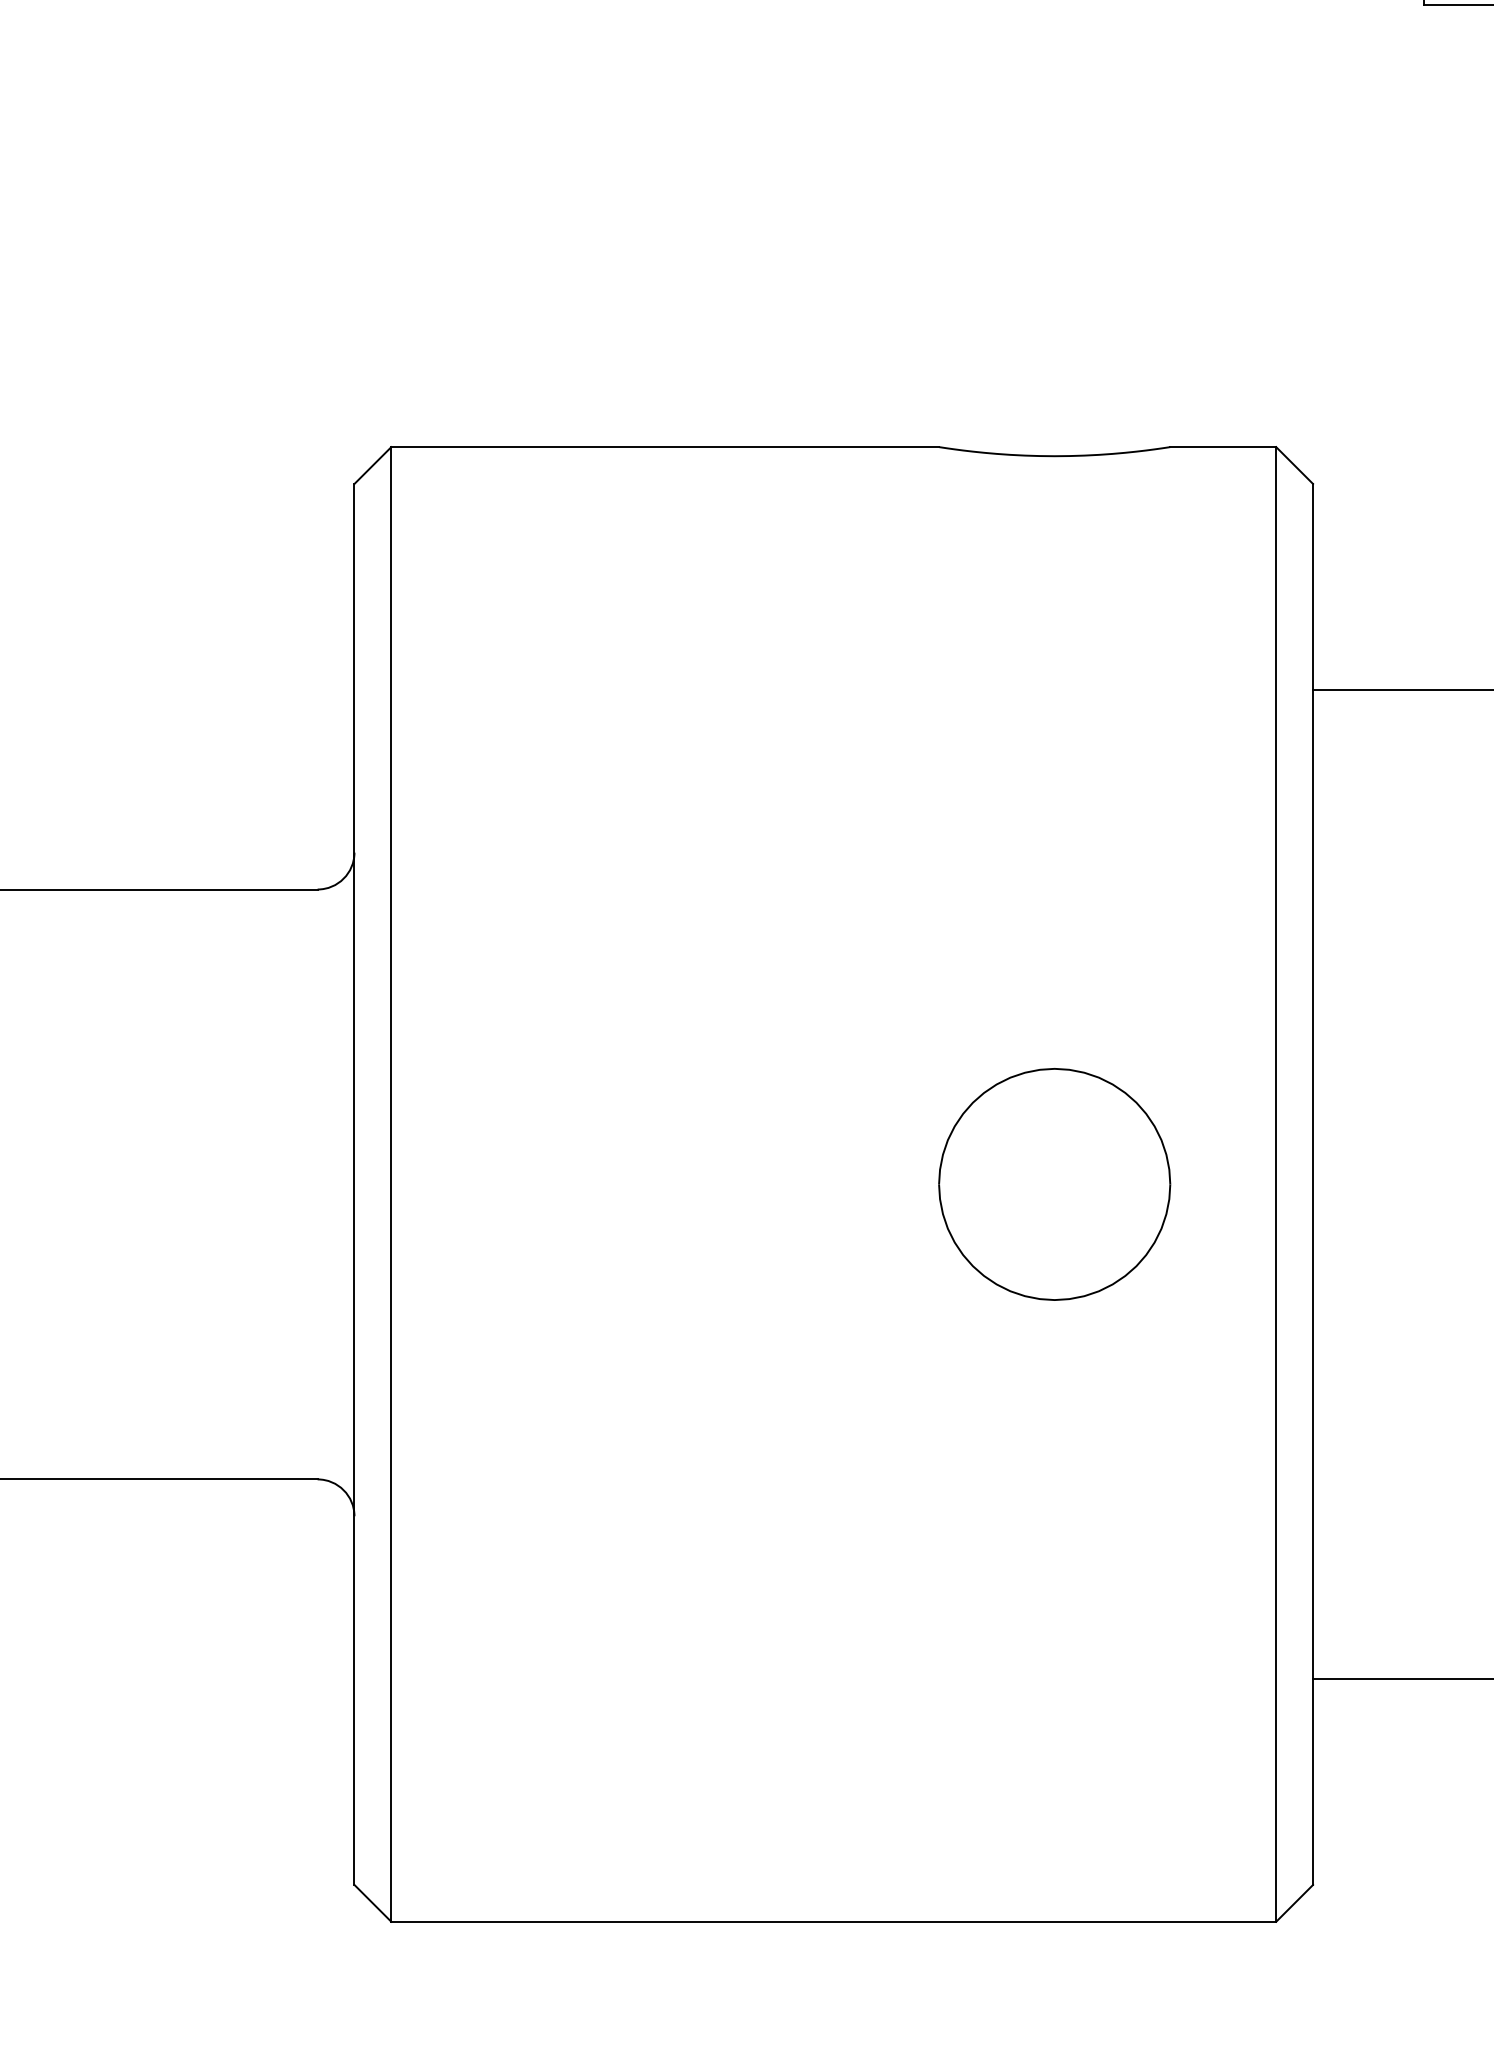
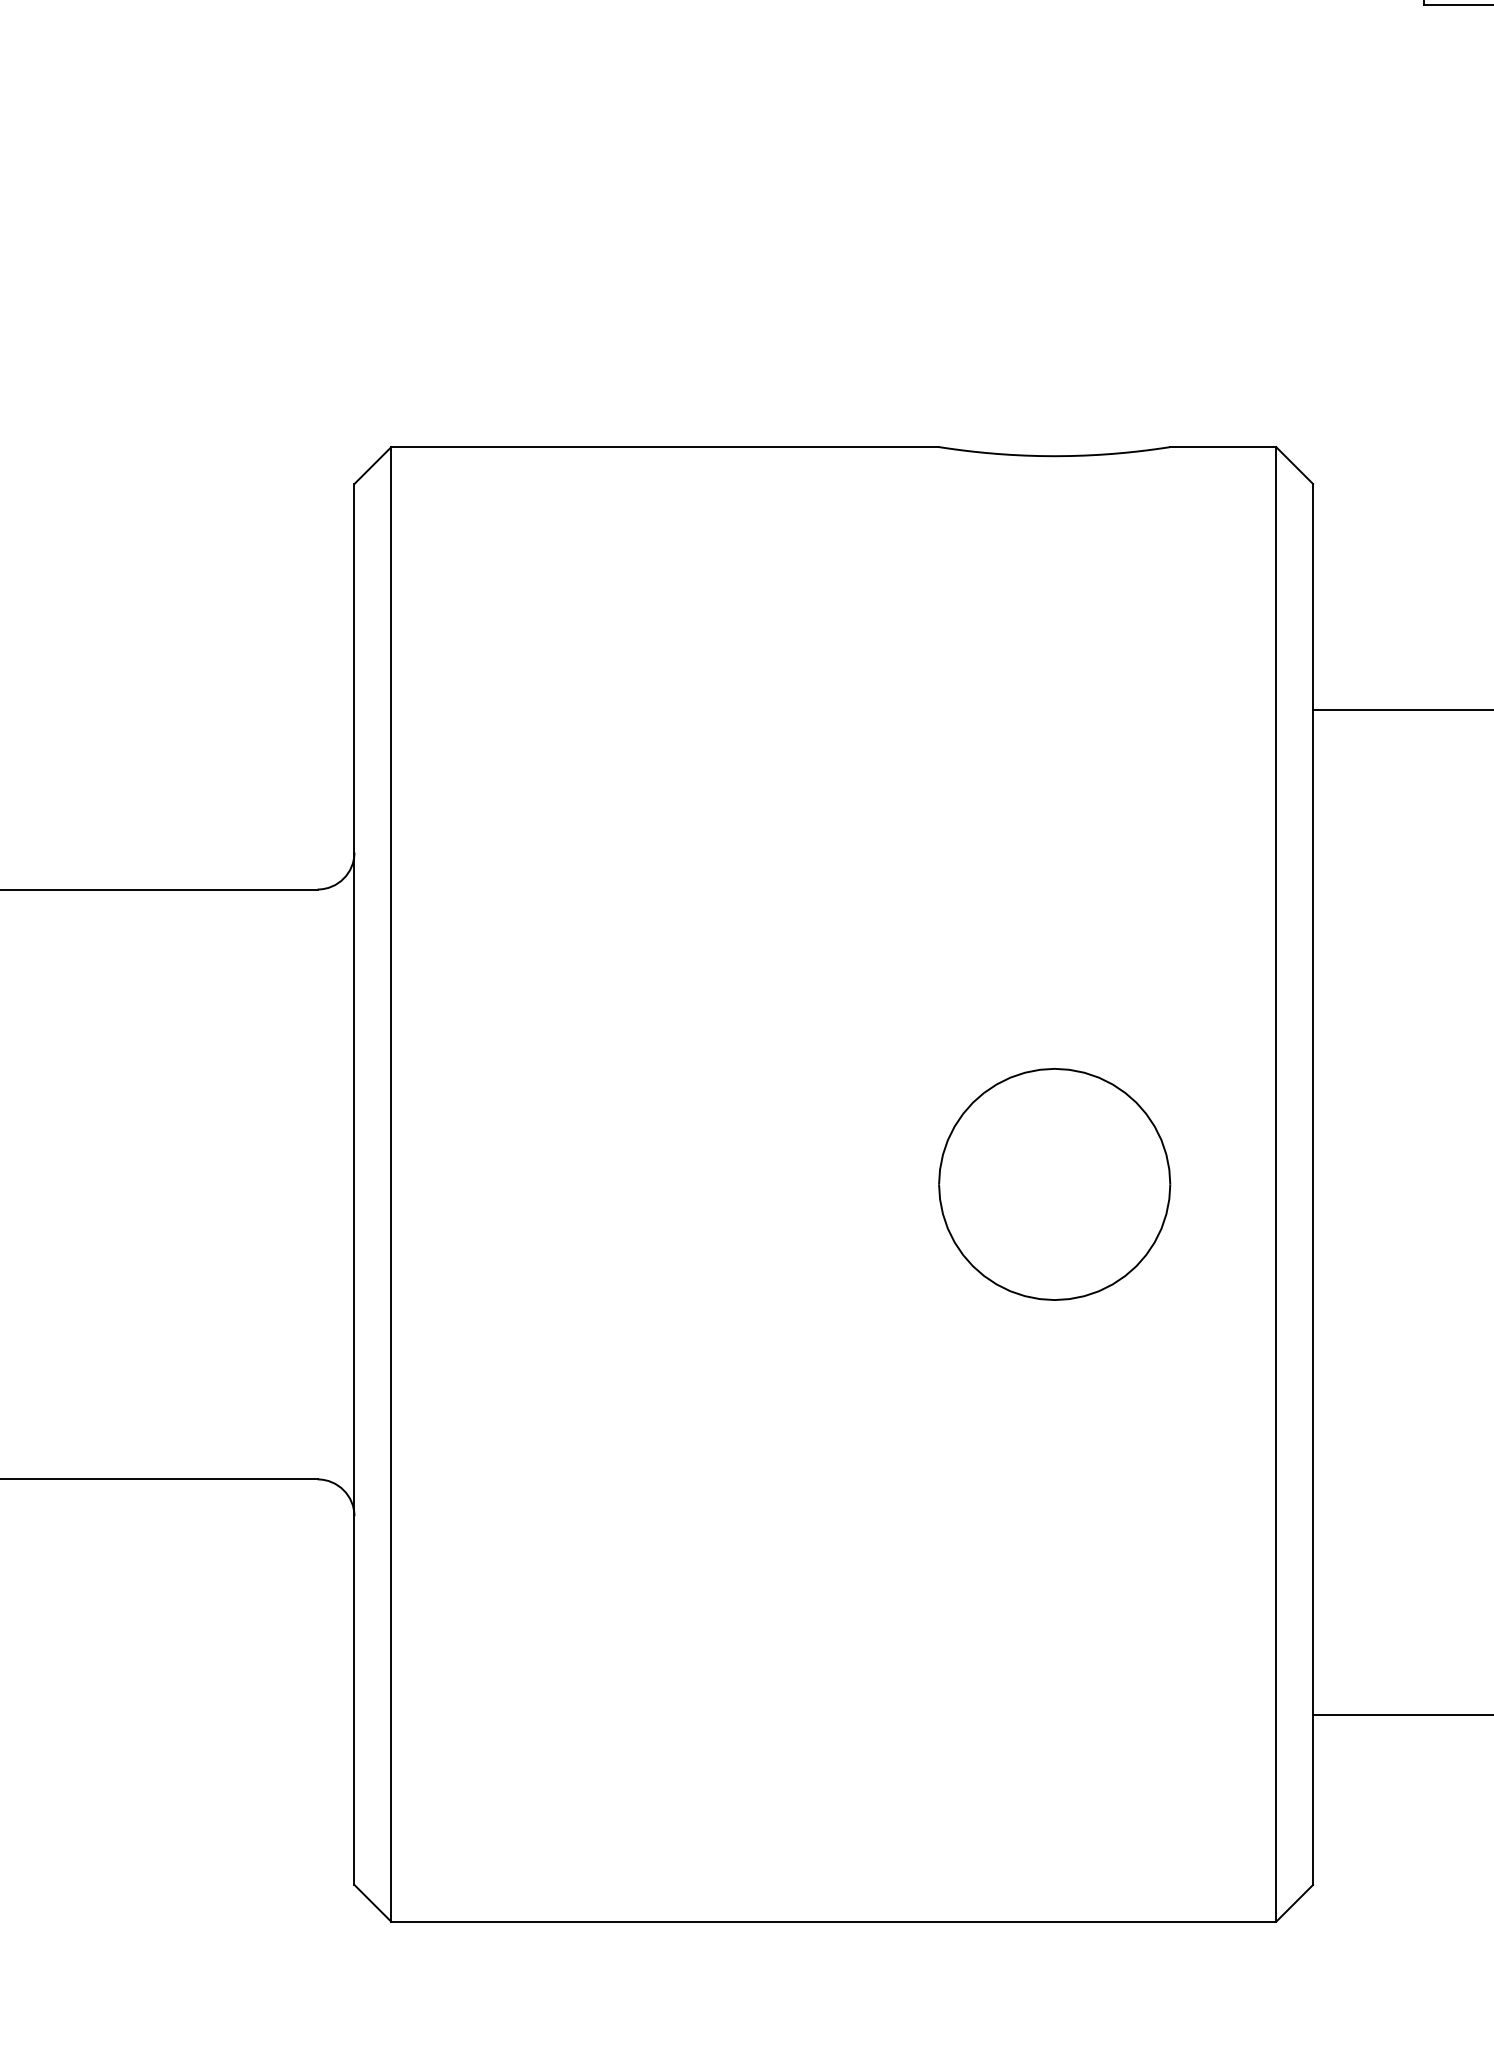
line position: (1401, 689) -> (1401, 709) (1401, 709)
line position: (1401, 1679) -> (1401, 1715) (1401, 1715)
